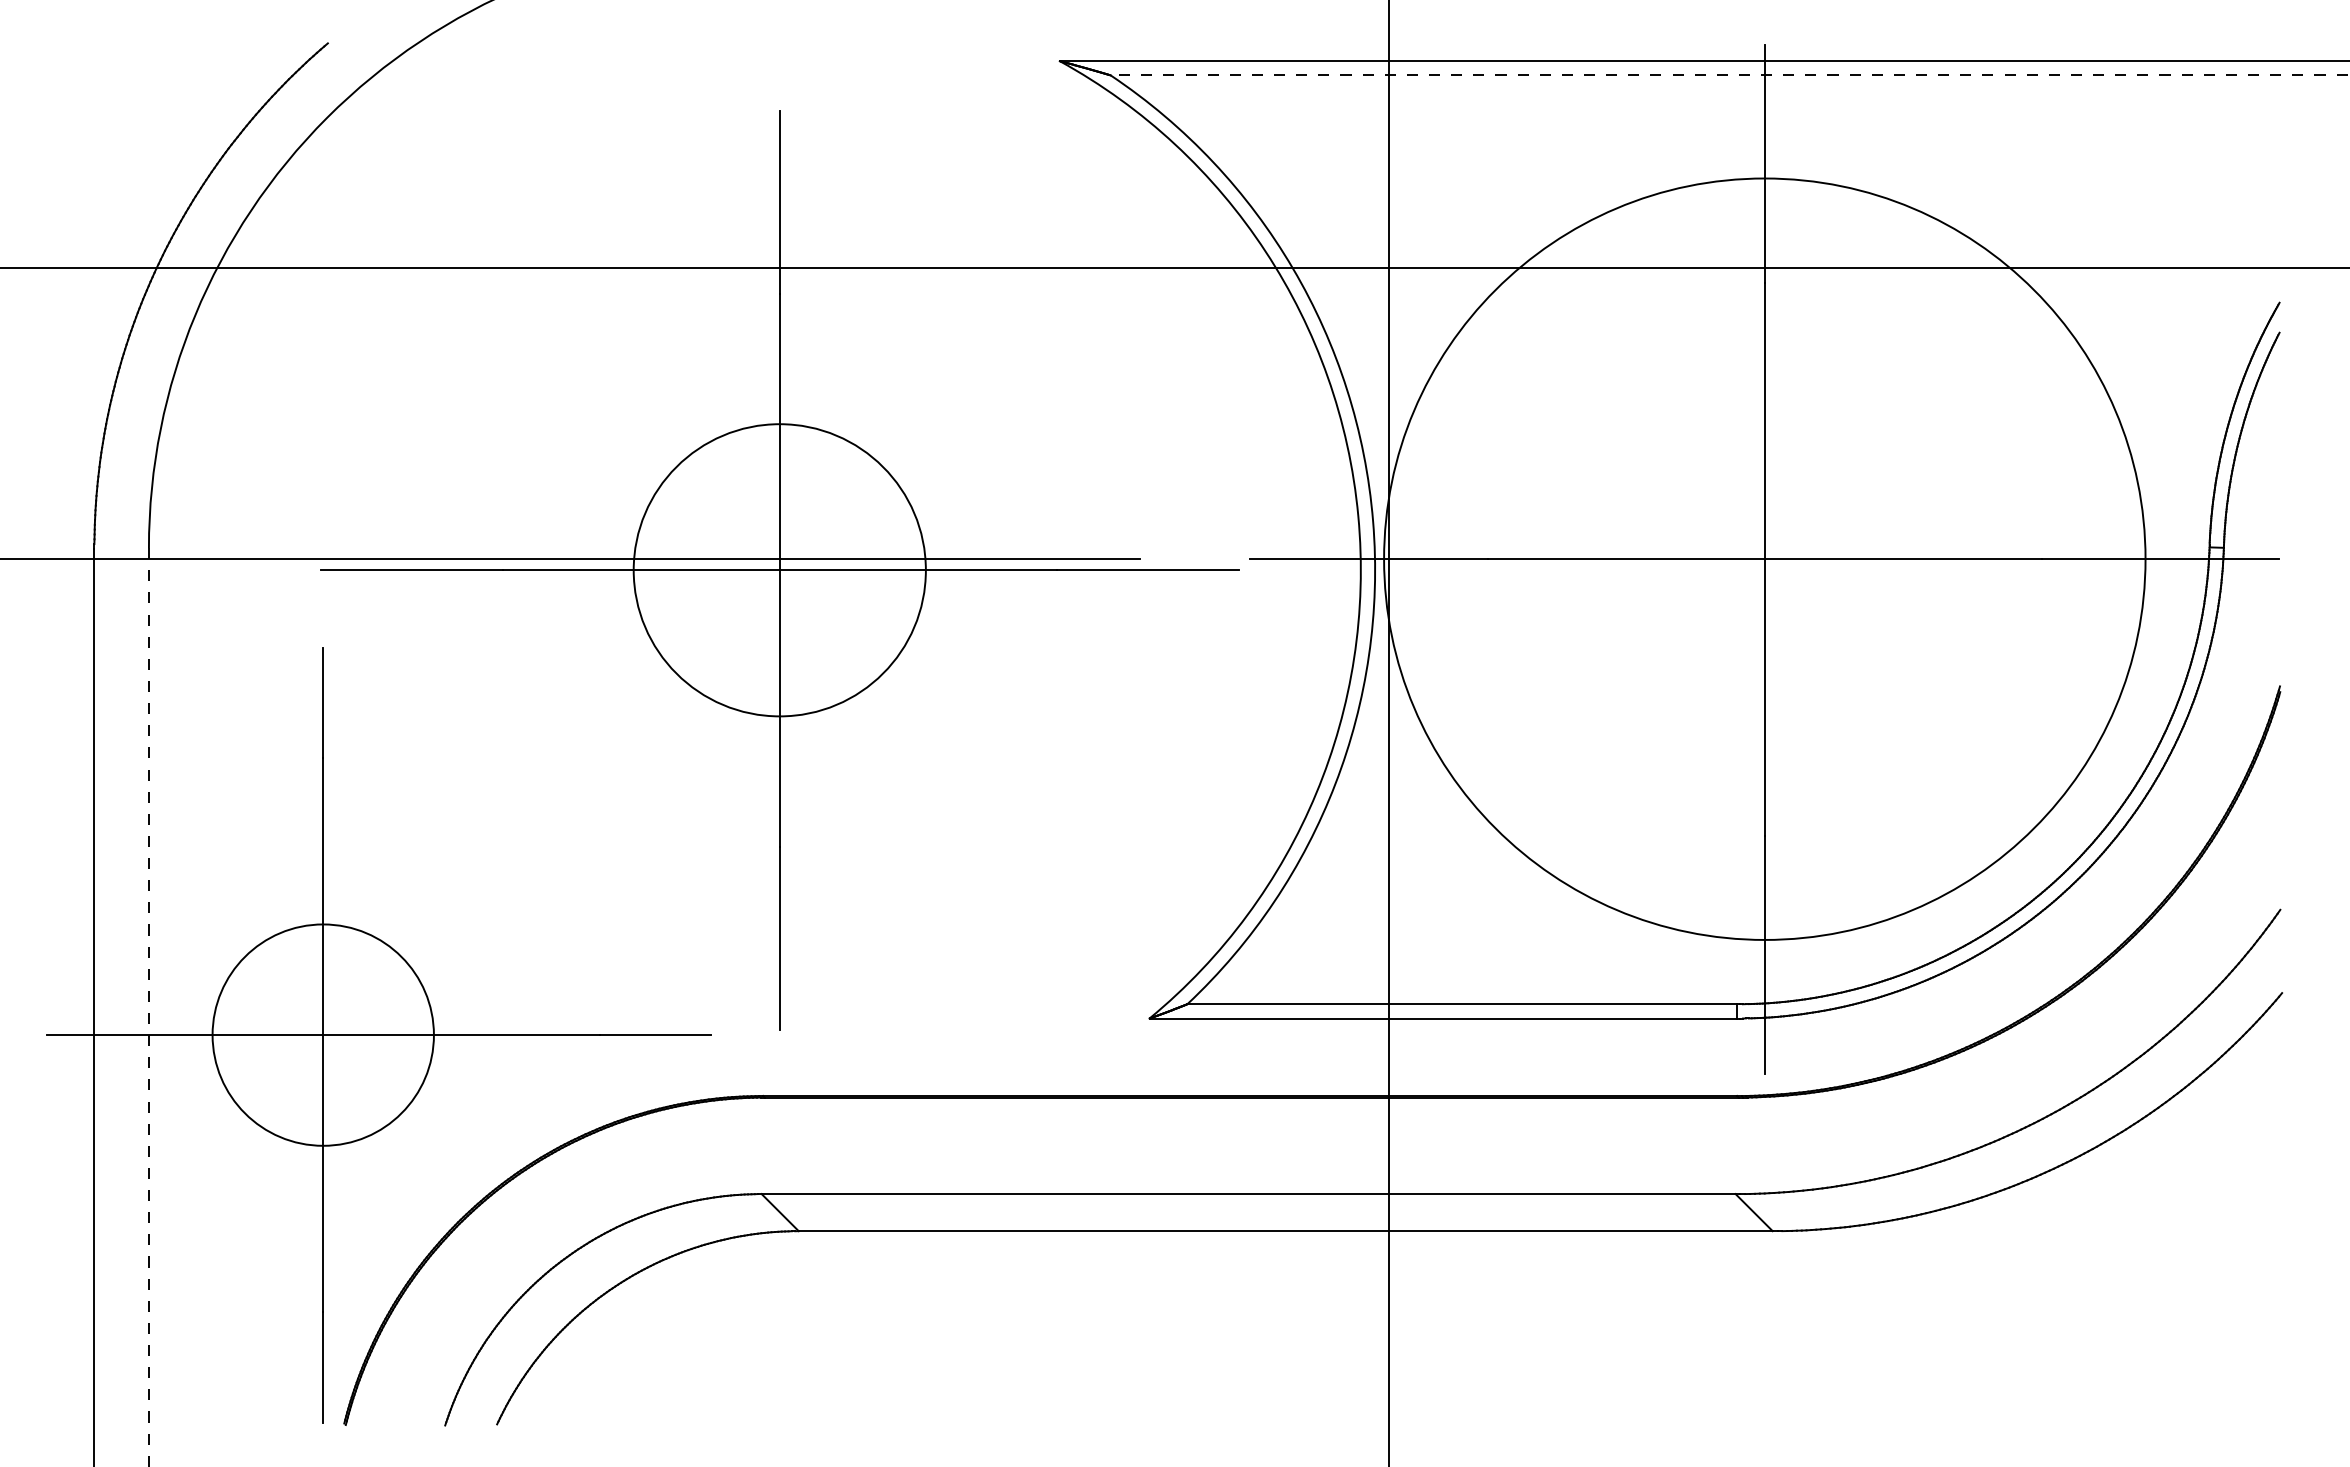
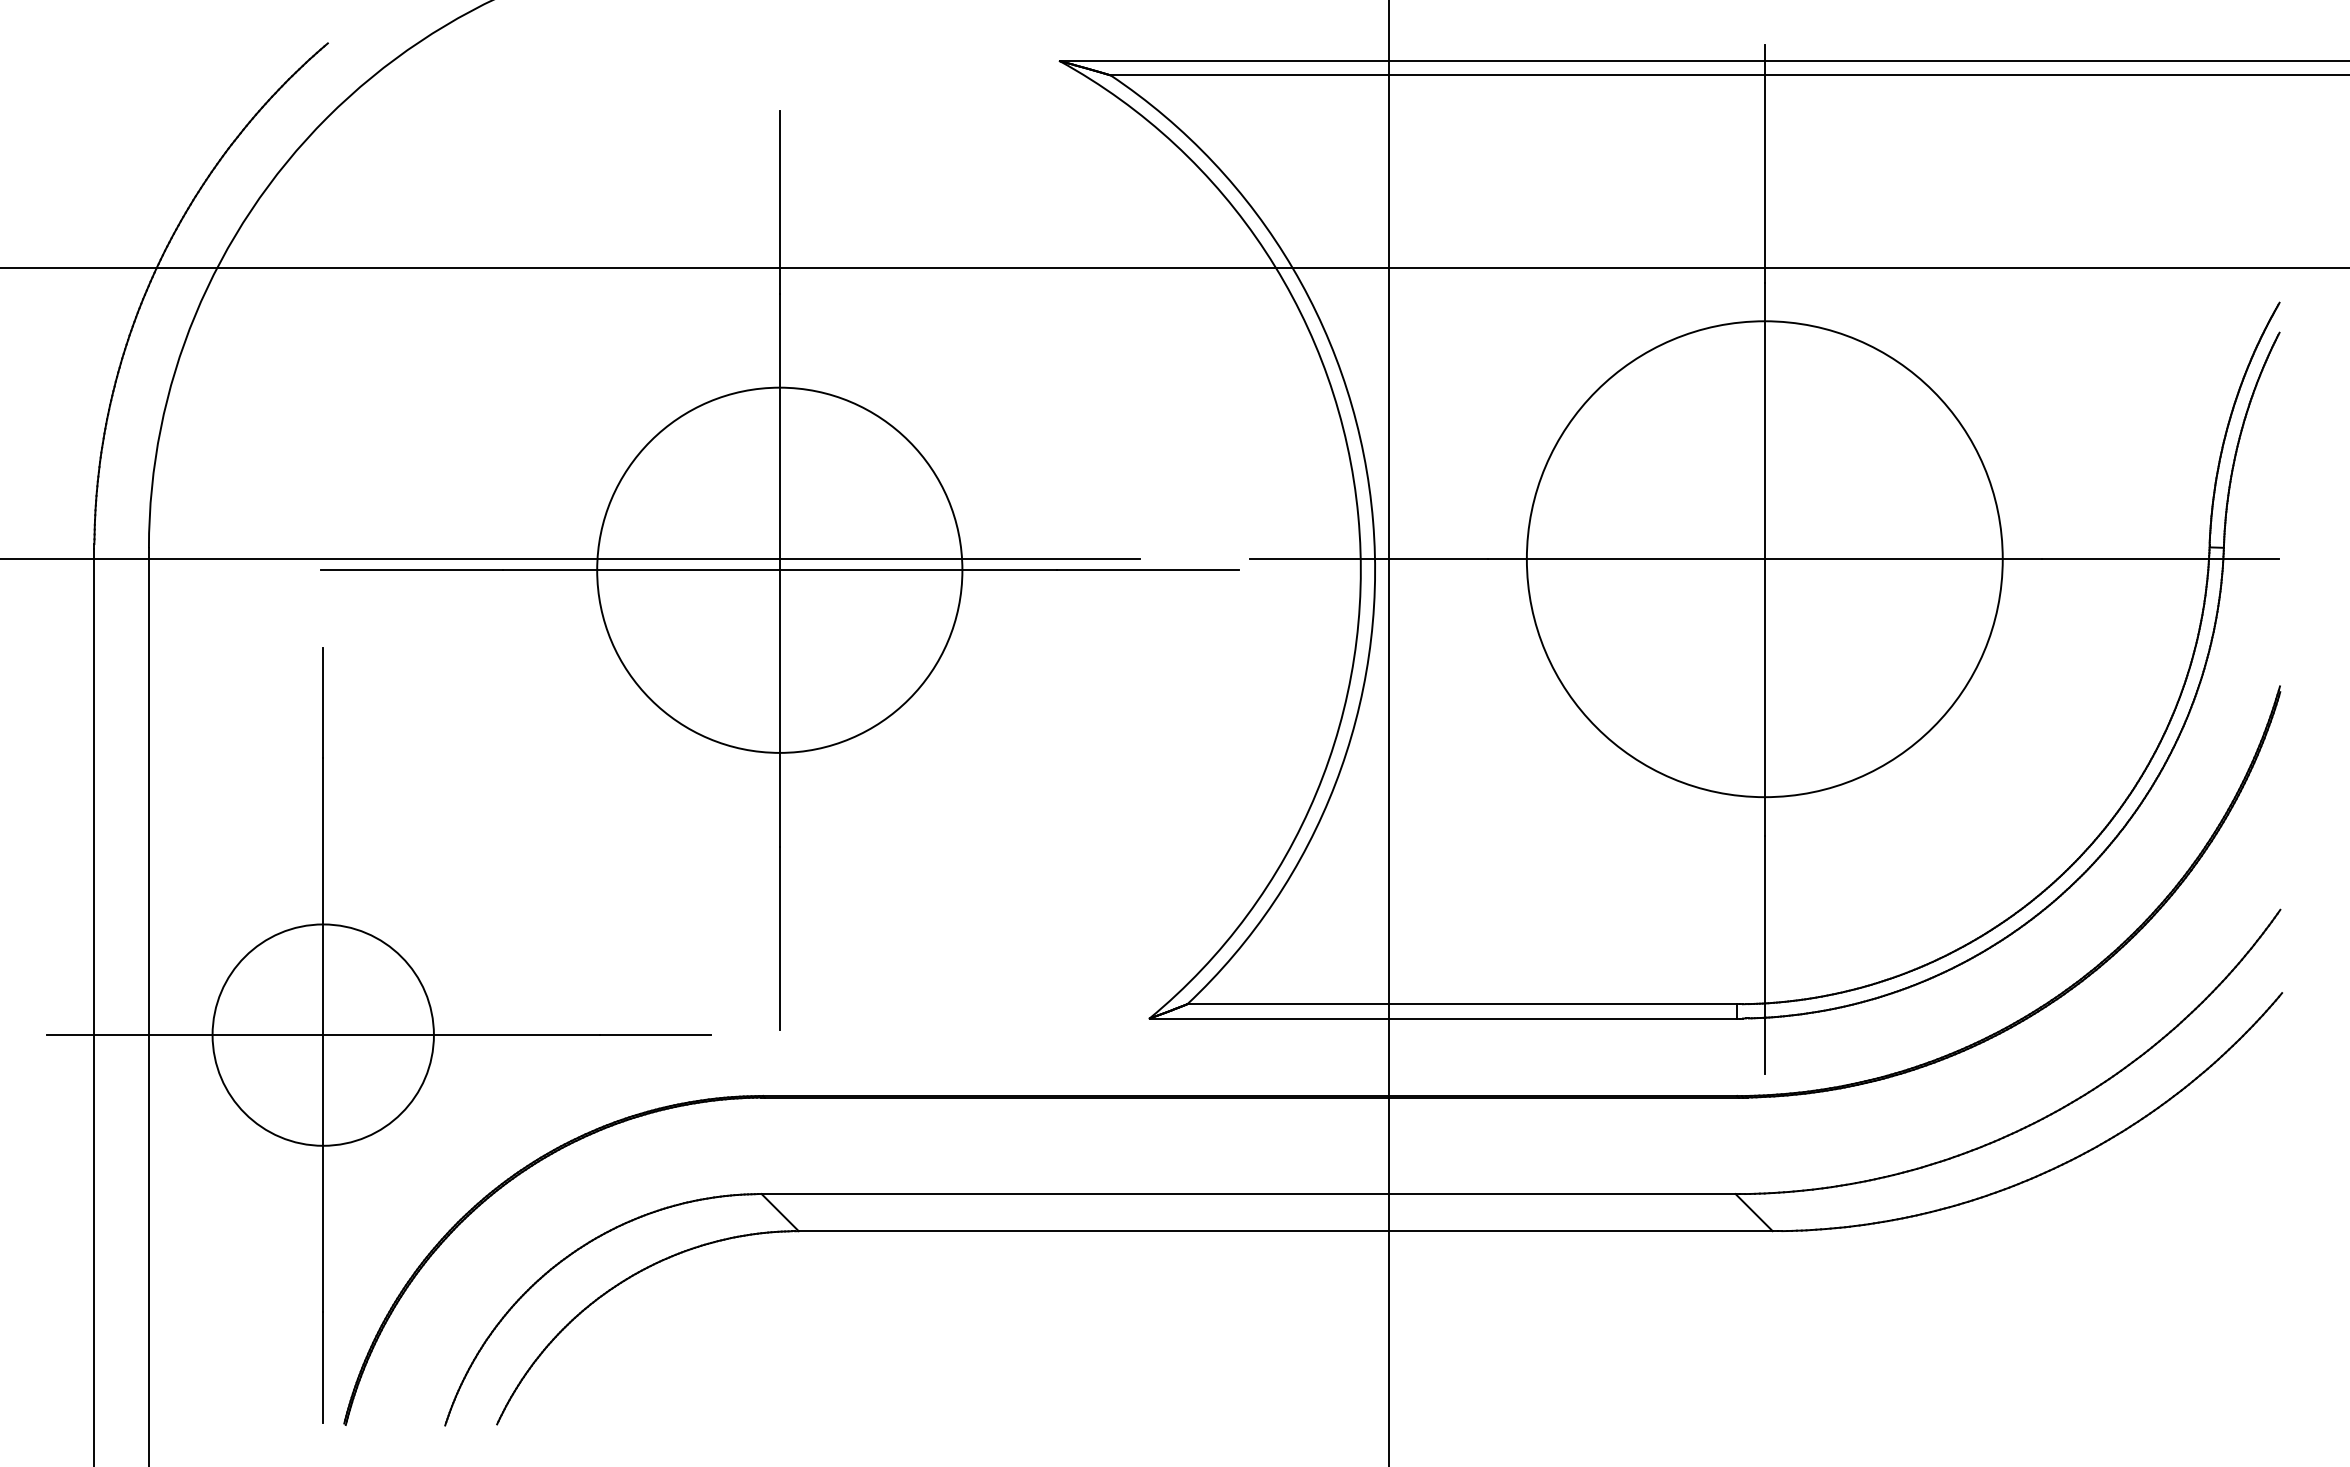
line: dashed -> solid (1730, 75)
circle diameter: 761 px -> 476 px (1764, 559)
circle diameter: 292 px -> 365 px (779, 569)
line: dashed -> solid (148, 1007)
